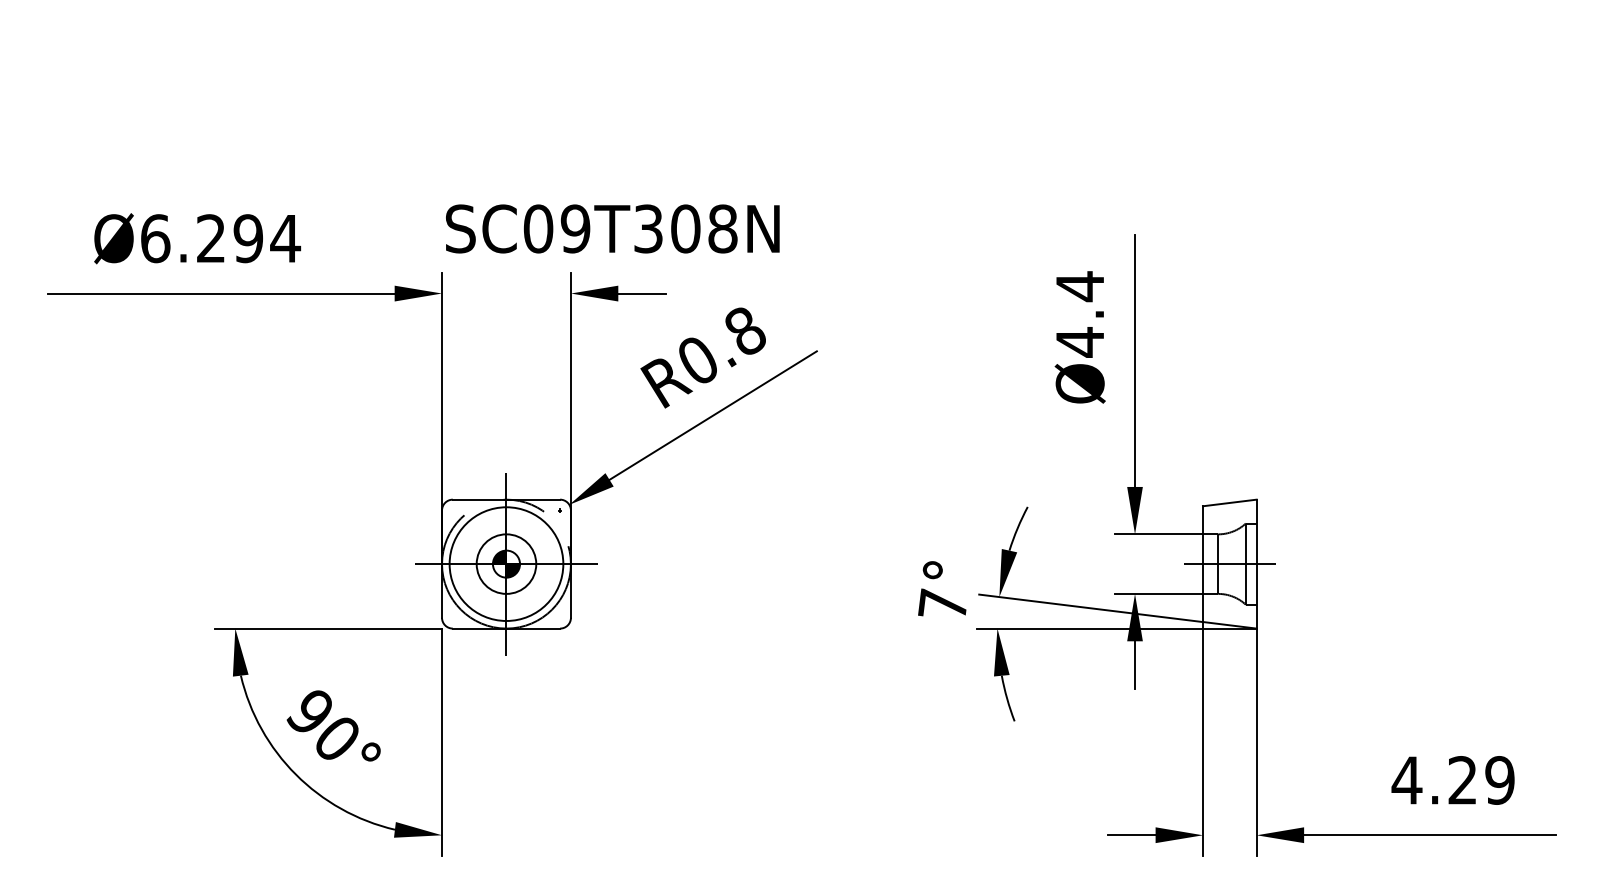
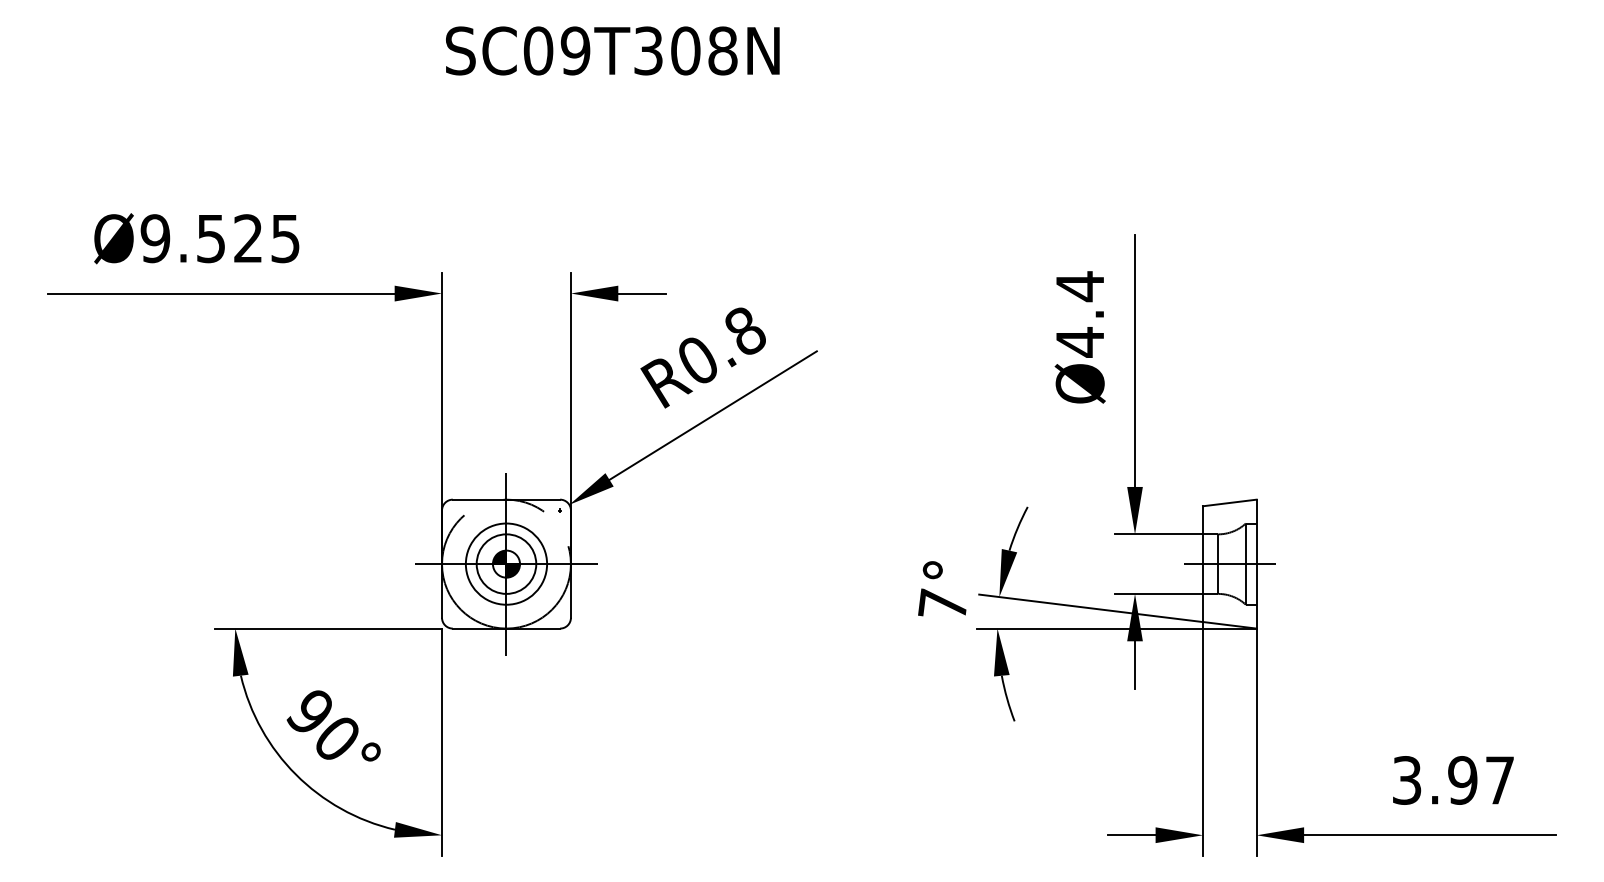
text position: (612, 228) -> (612, 50) (612, 50)
text: Ø6.294 -> Ø9.525 (220, 238)
circle diameter: 114 px -> 81 px (506, 563)
text: 4.29 -> 3.97 (1452, 780)
